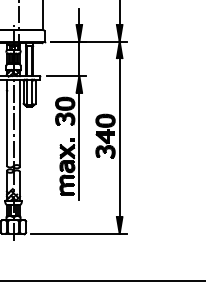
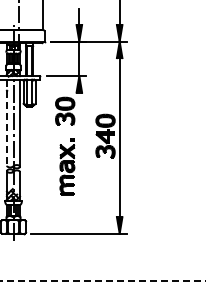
line: solid -> dashed (6, 122)
line: present -> none (79, 145)
line: solid -> dashed (103, 281)
